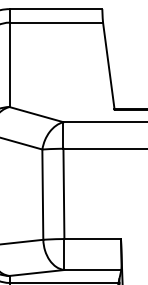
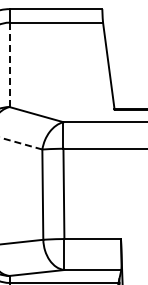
line: solid -> dashed (9, 64)
line: solid -> dashed (21, 143)
